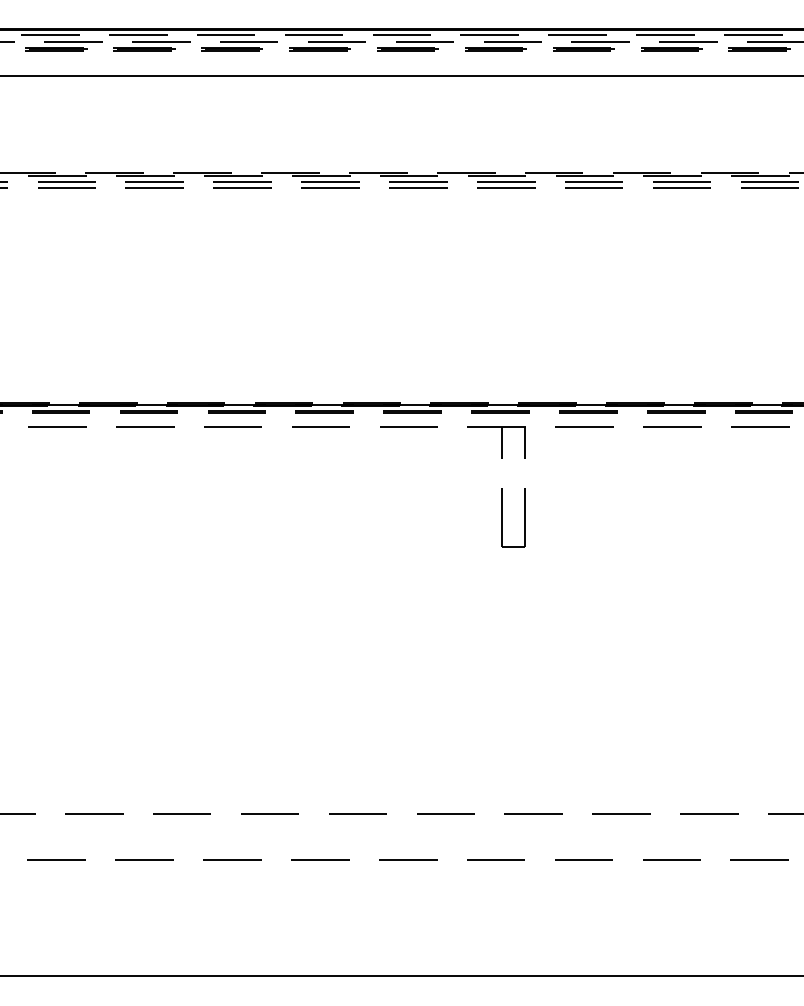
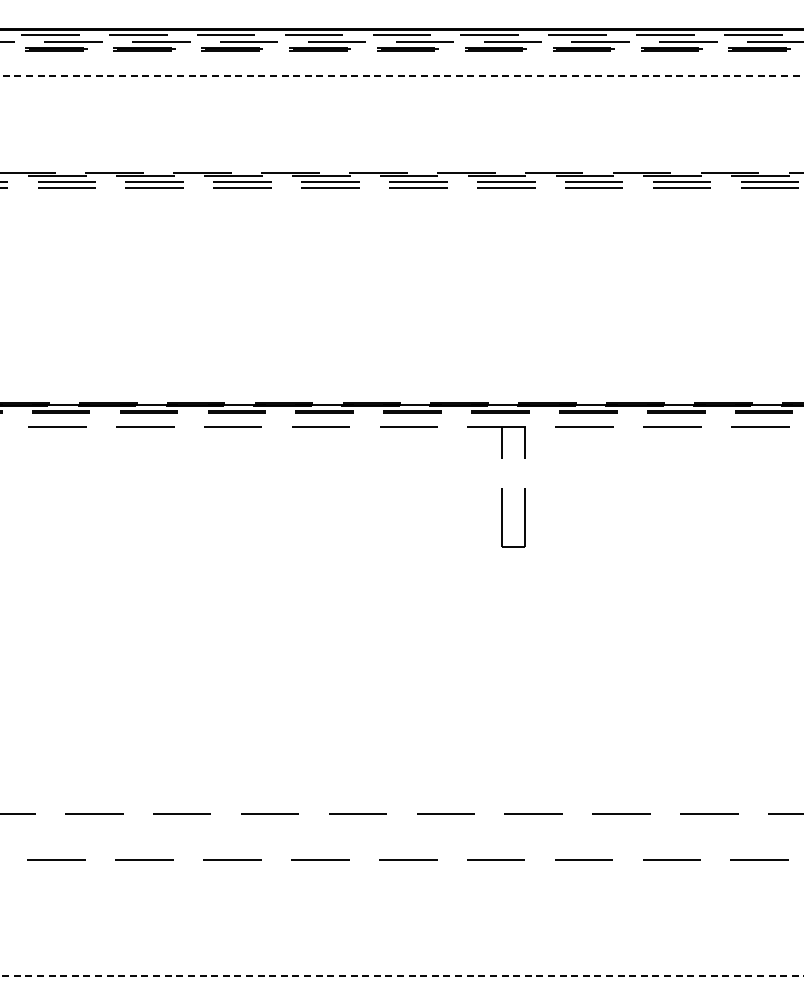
line: solid -> dashed (401, 76)
line: solid -> dashed (401, 975)
